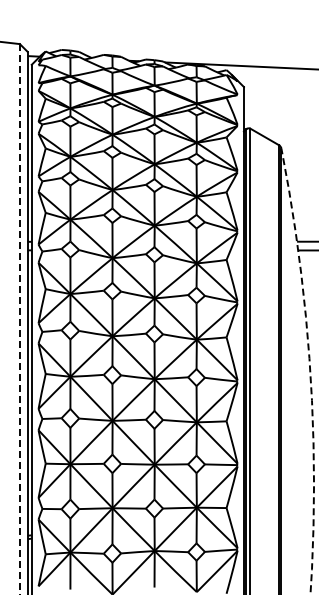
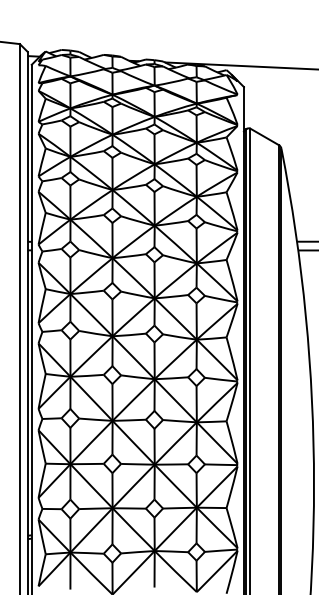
line: dashed -> solid (19, 319)
arc: dashed -> solid (310, 371)
